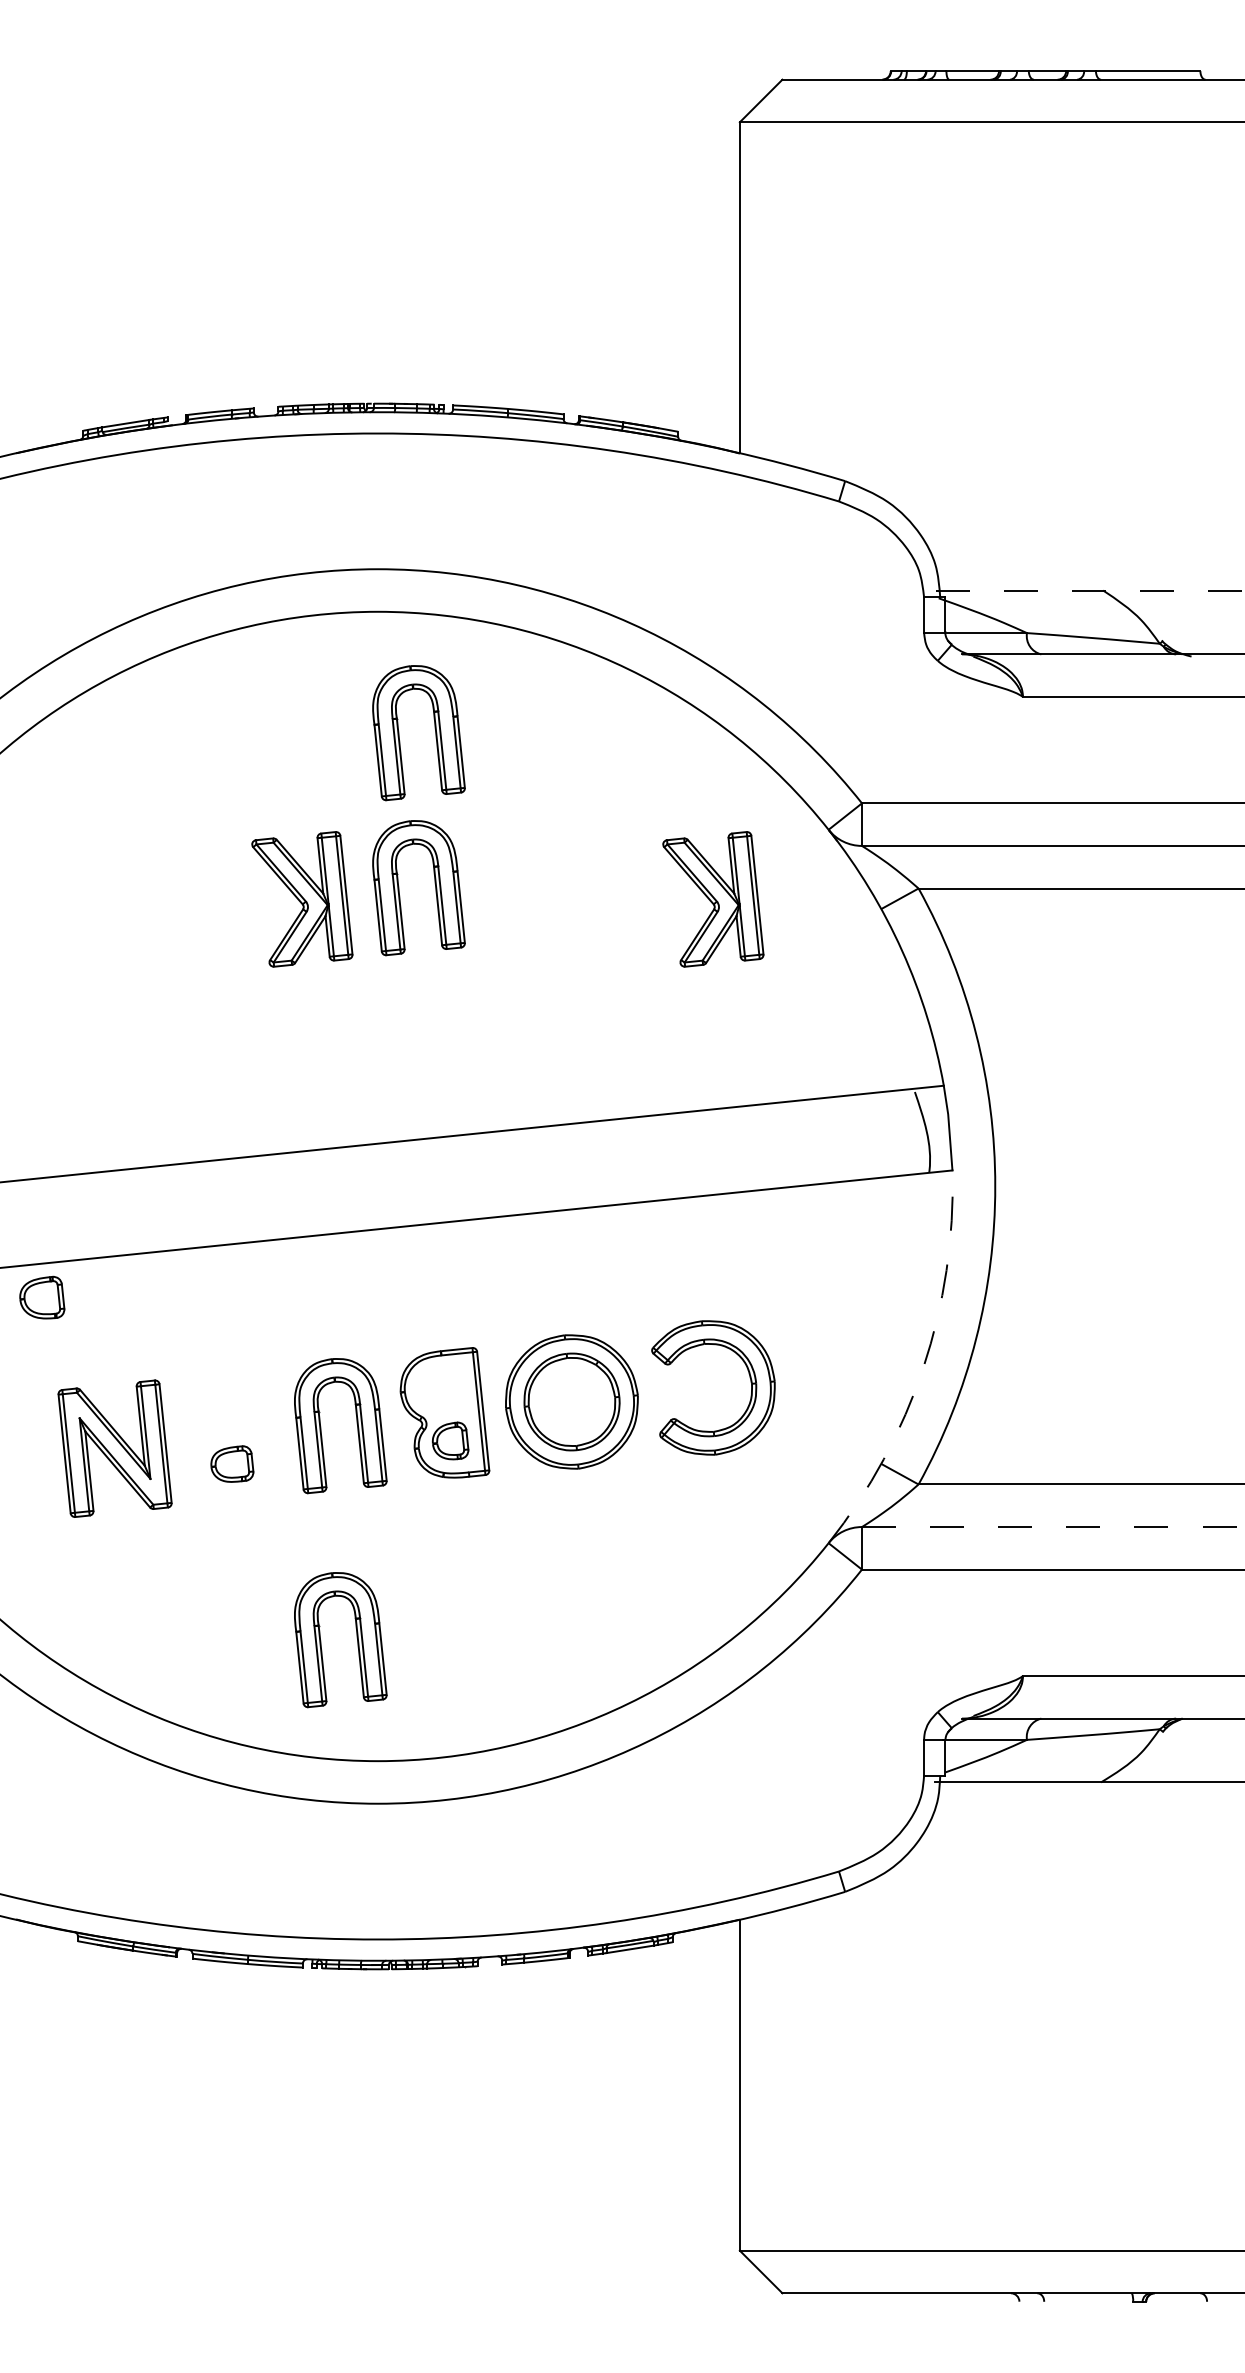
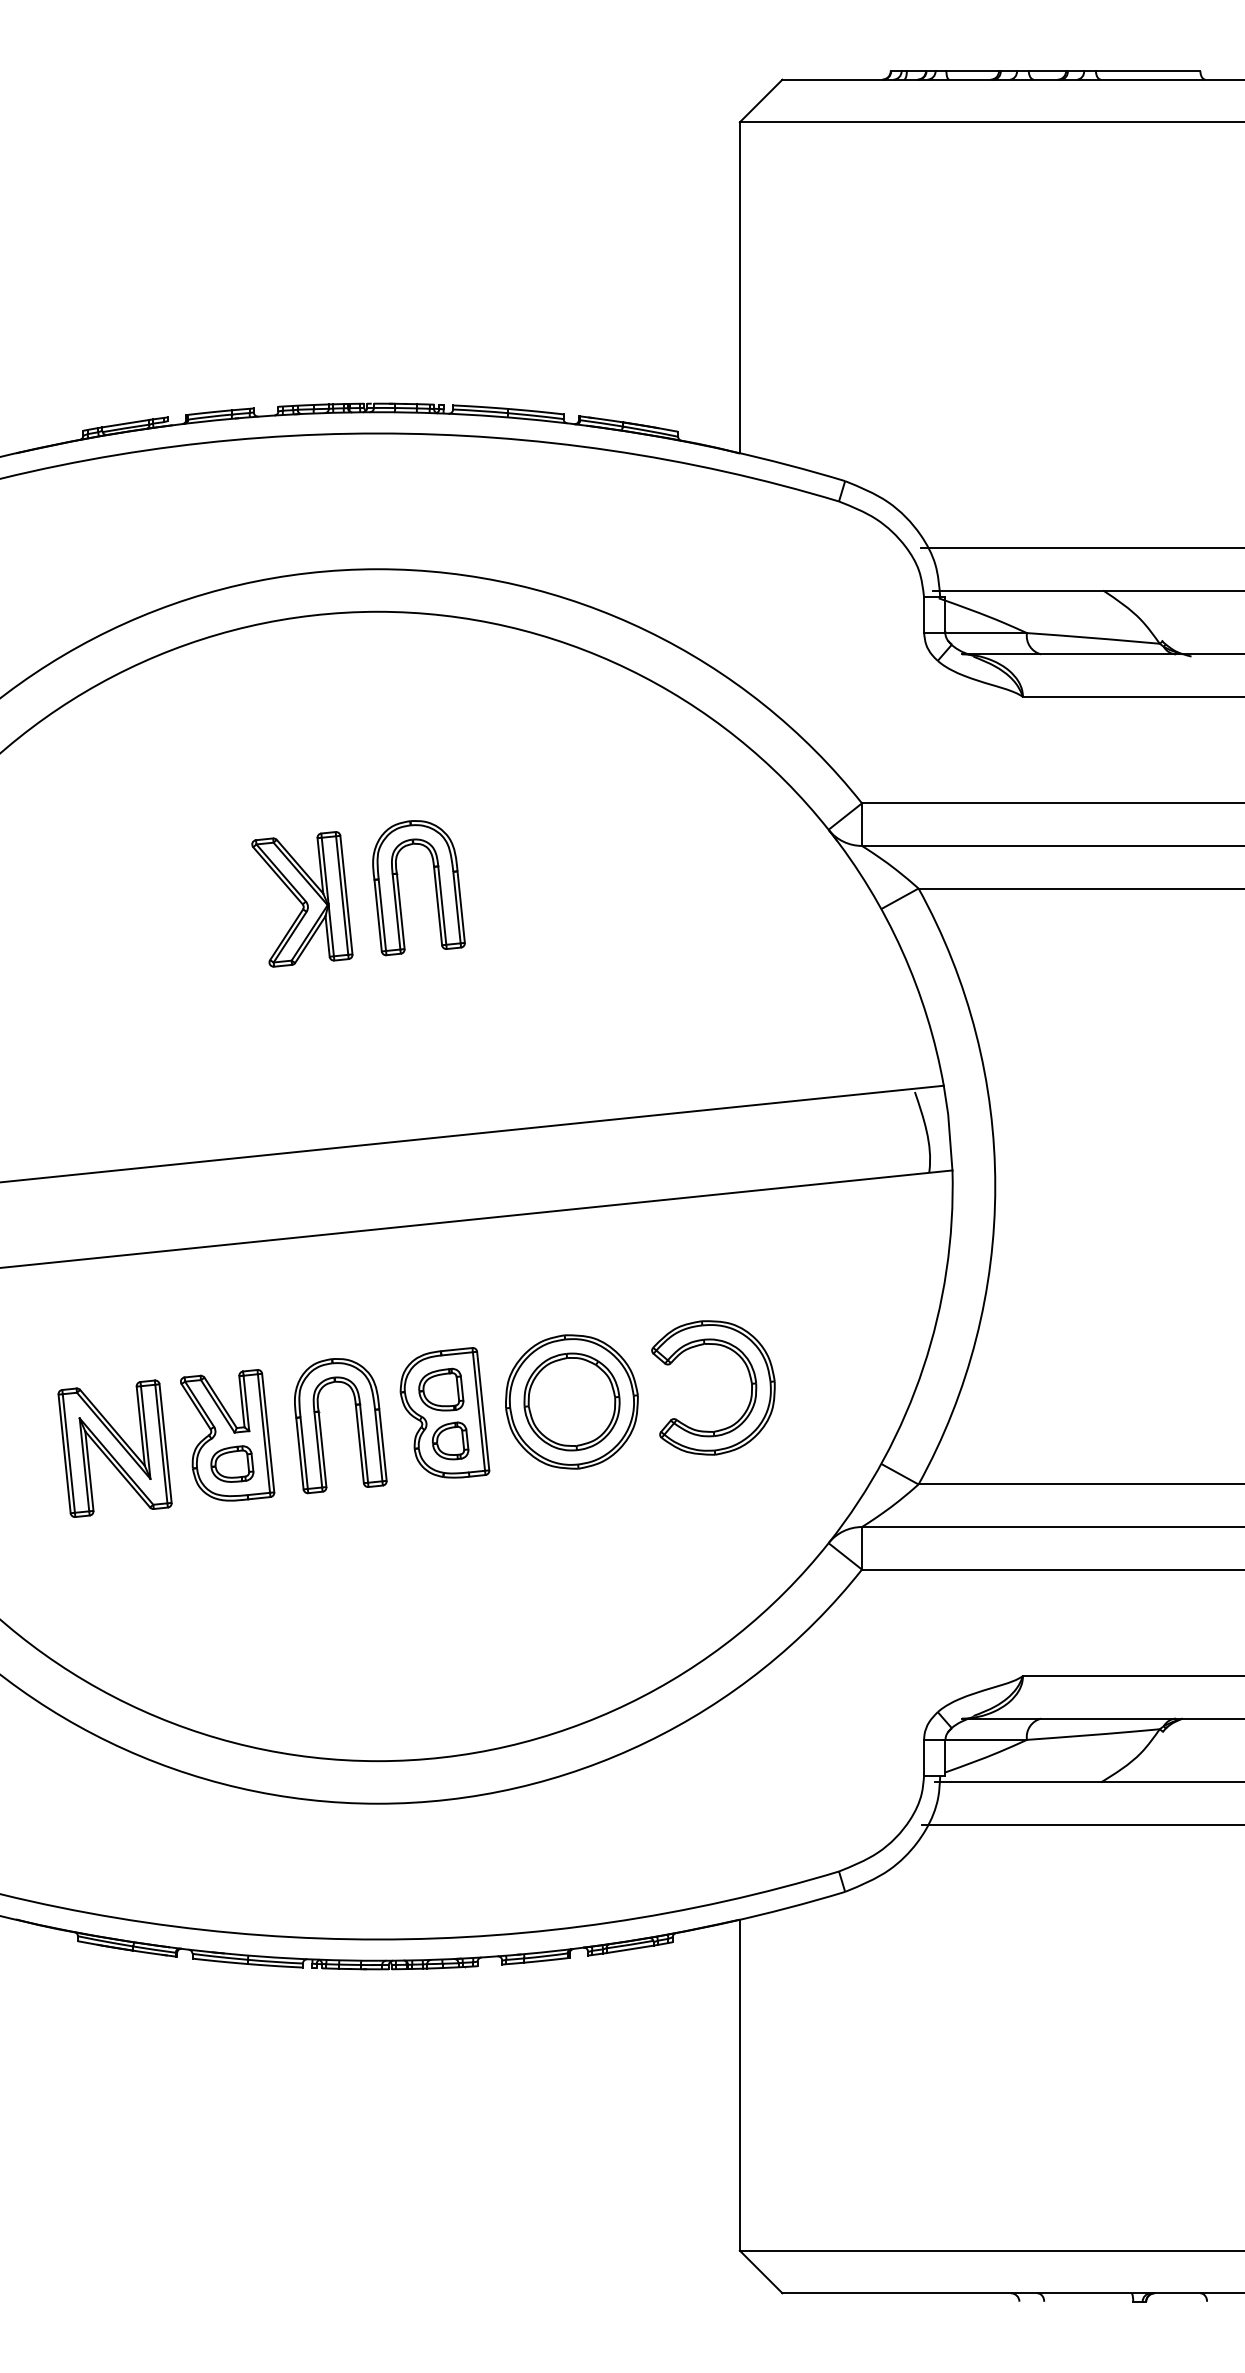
line: none -> present (1081, 547)
line: dashed -> solid (1088, 590)
part: present -> none (434, 728)
part: present -> none (713, 899)
part position: (42, 1297) -> (441, 1389) (441, 1389)
arc: dashed -> solid (923, 1367)
part: none -> present (227, 1435)
line: dashed -> solid (1053, 1527)
part: present -> none (356, 1637)
line: none -> present (1081, 1825)
